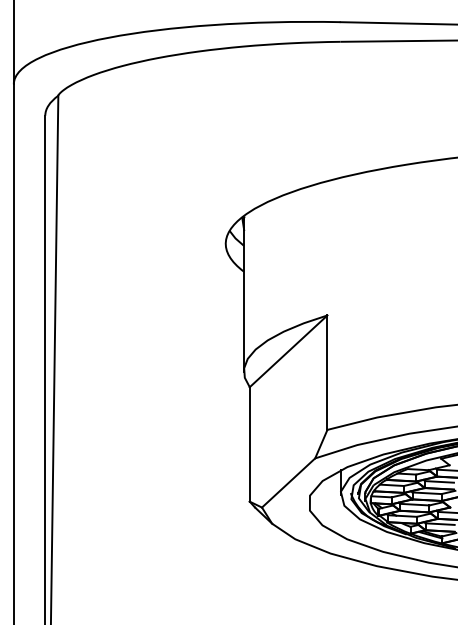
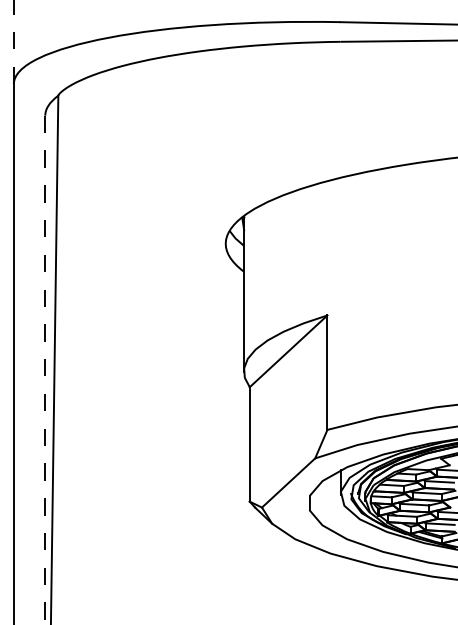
line: solid -> dashed (13, 42)
line: solid -> dashed (45, 370)
